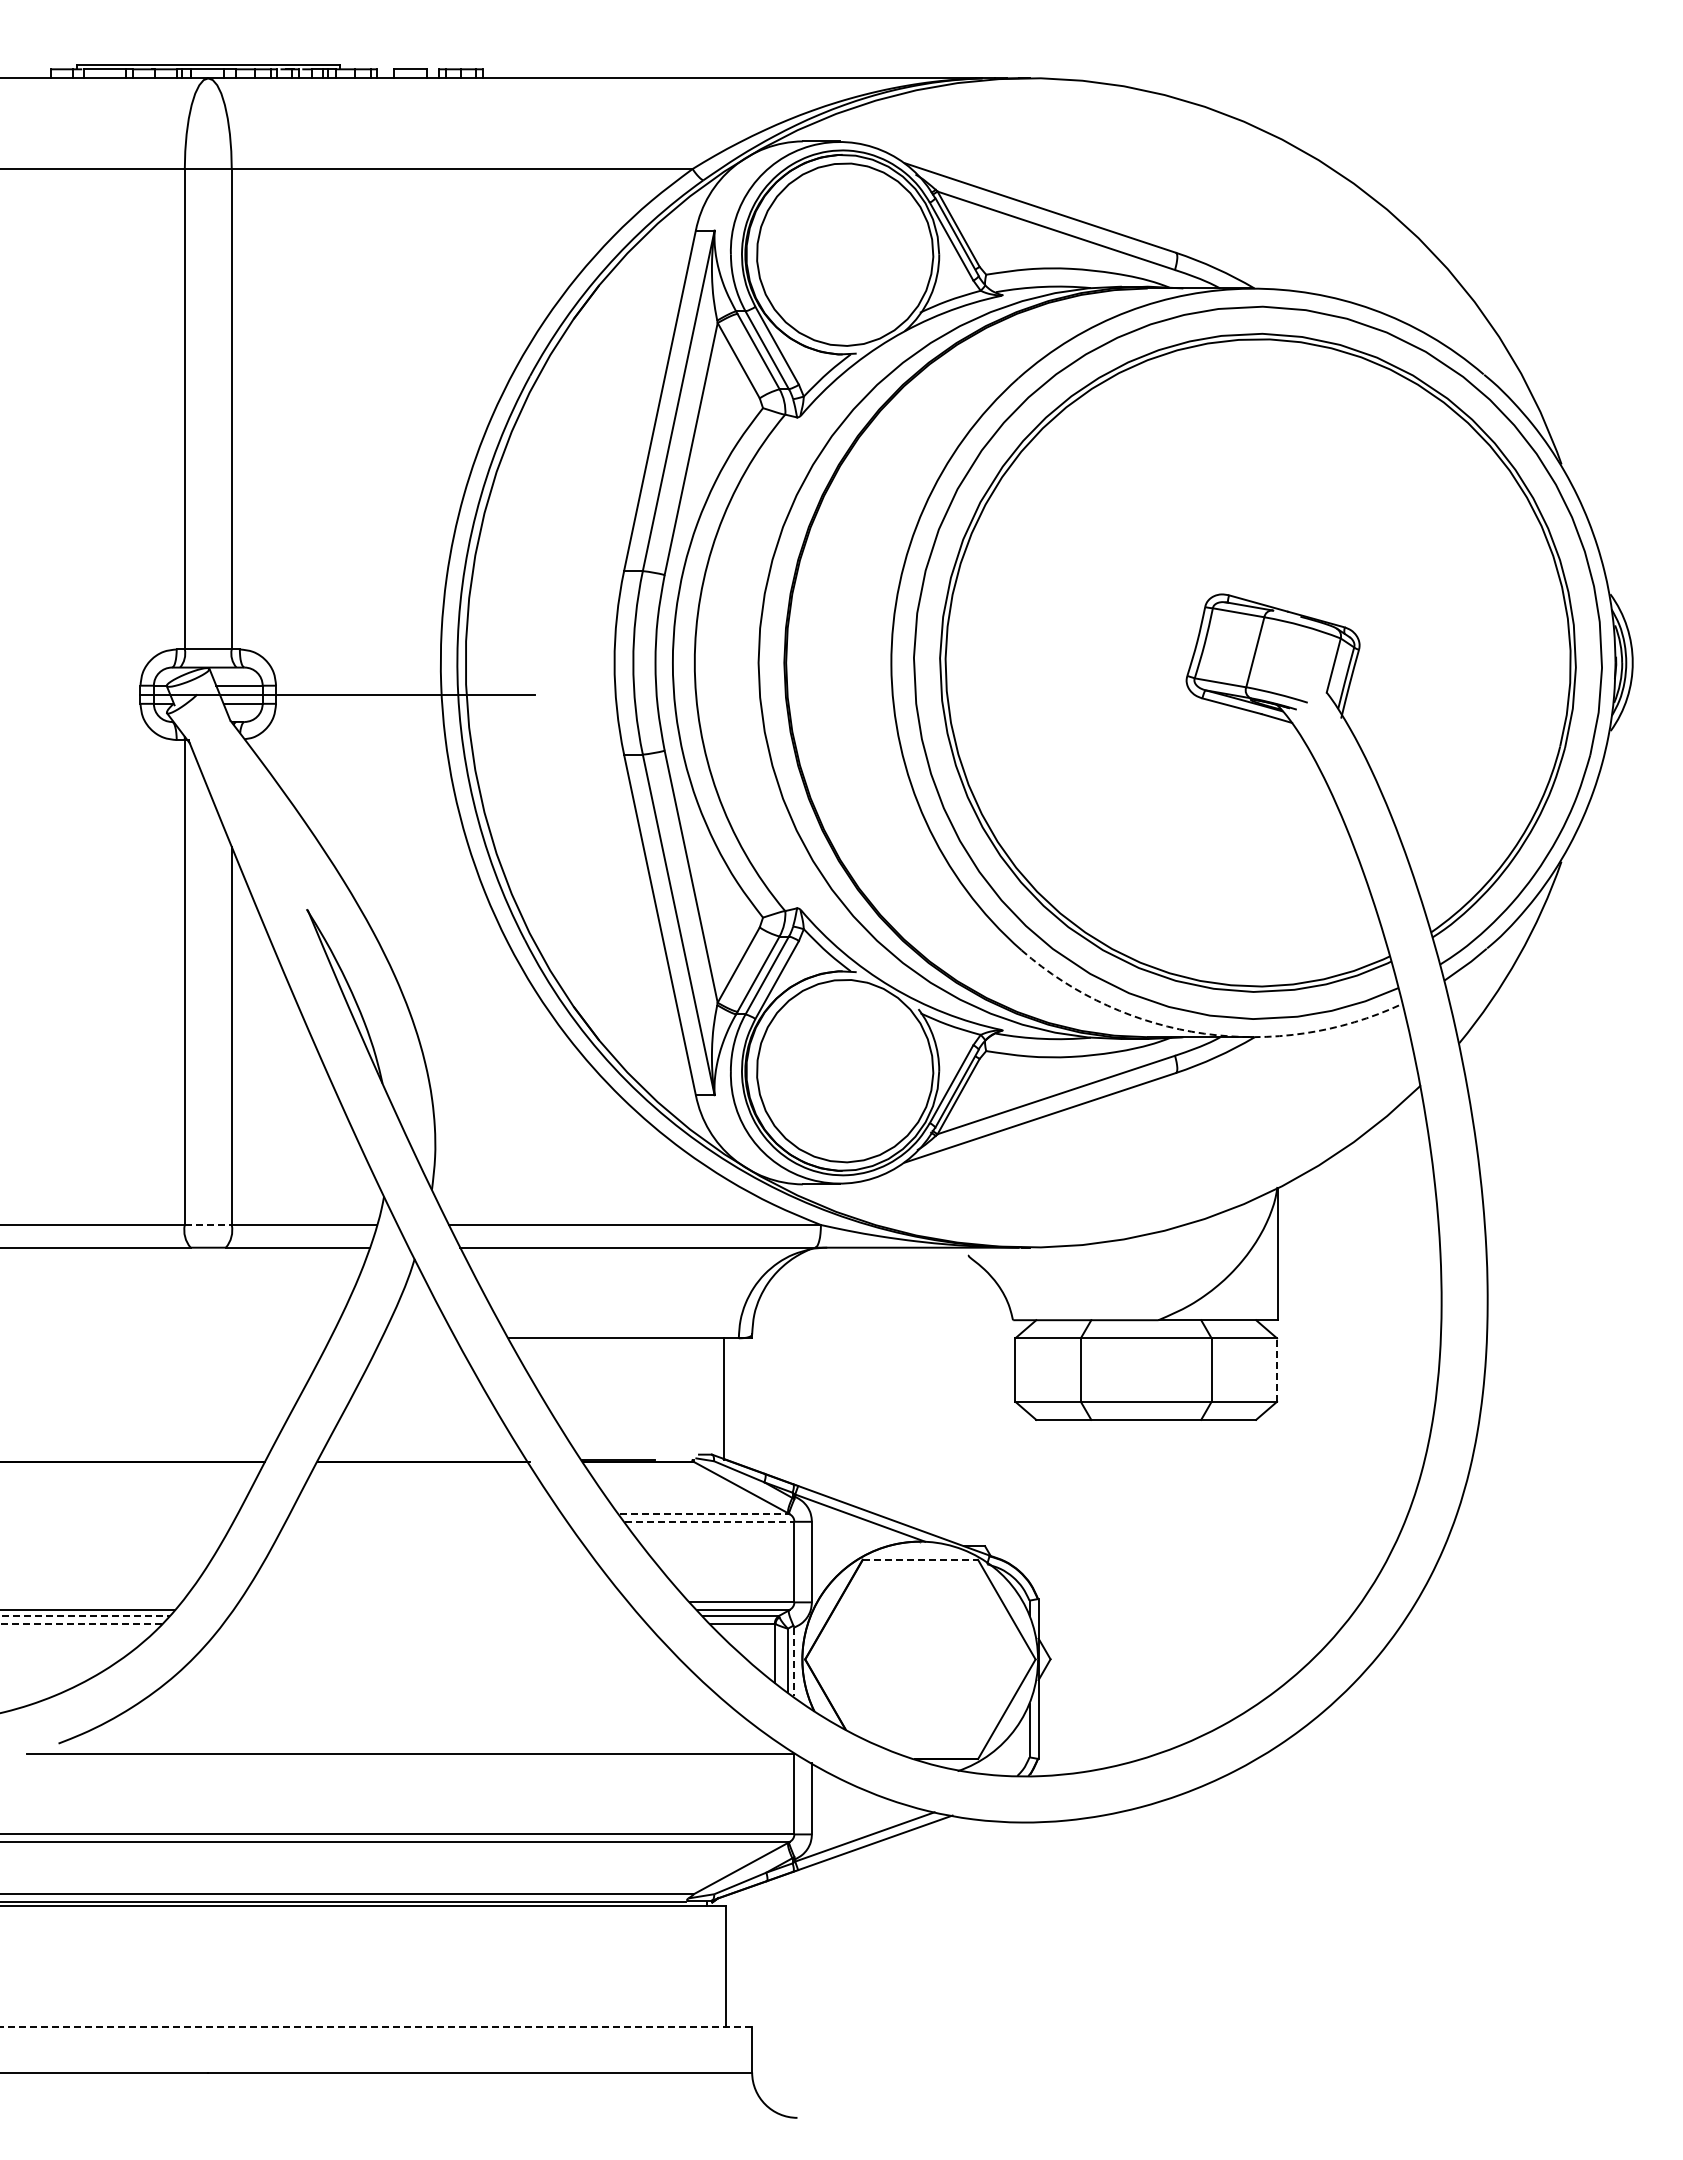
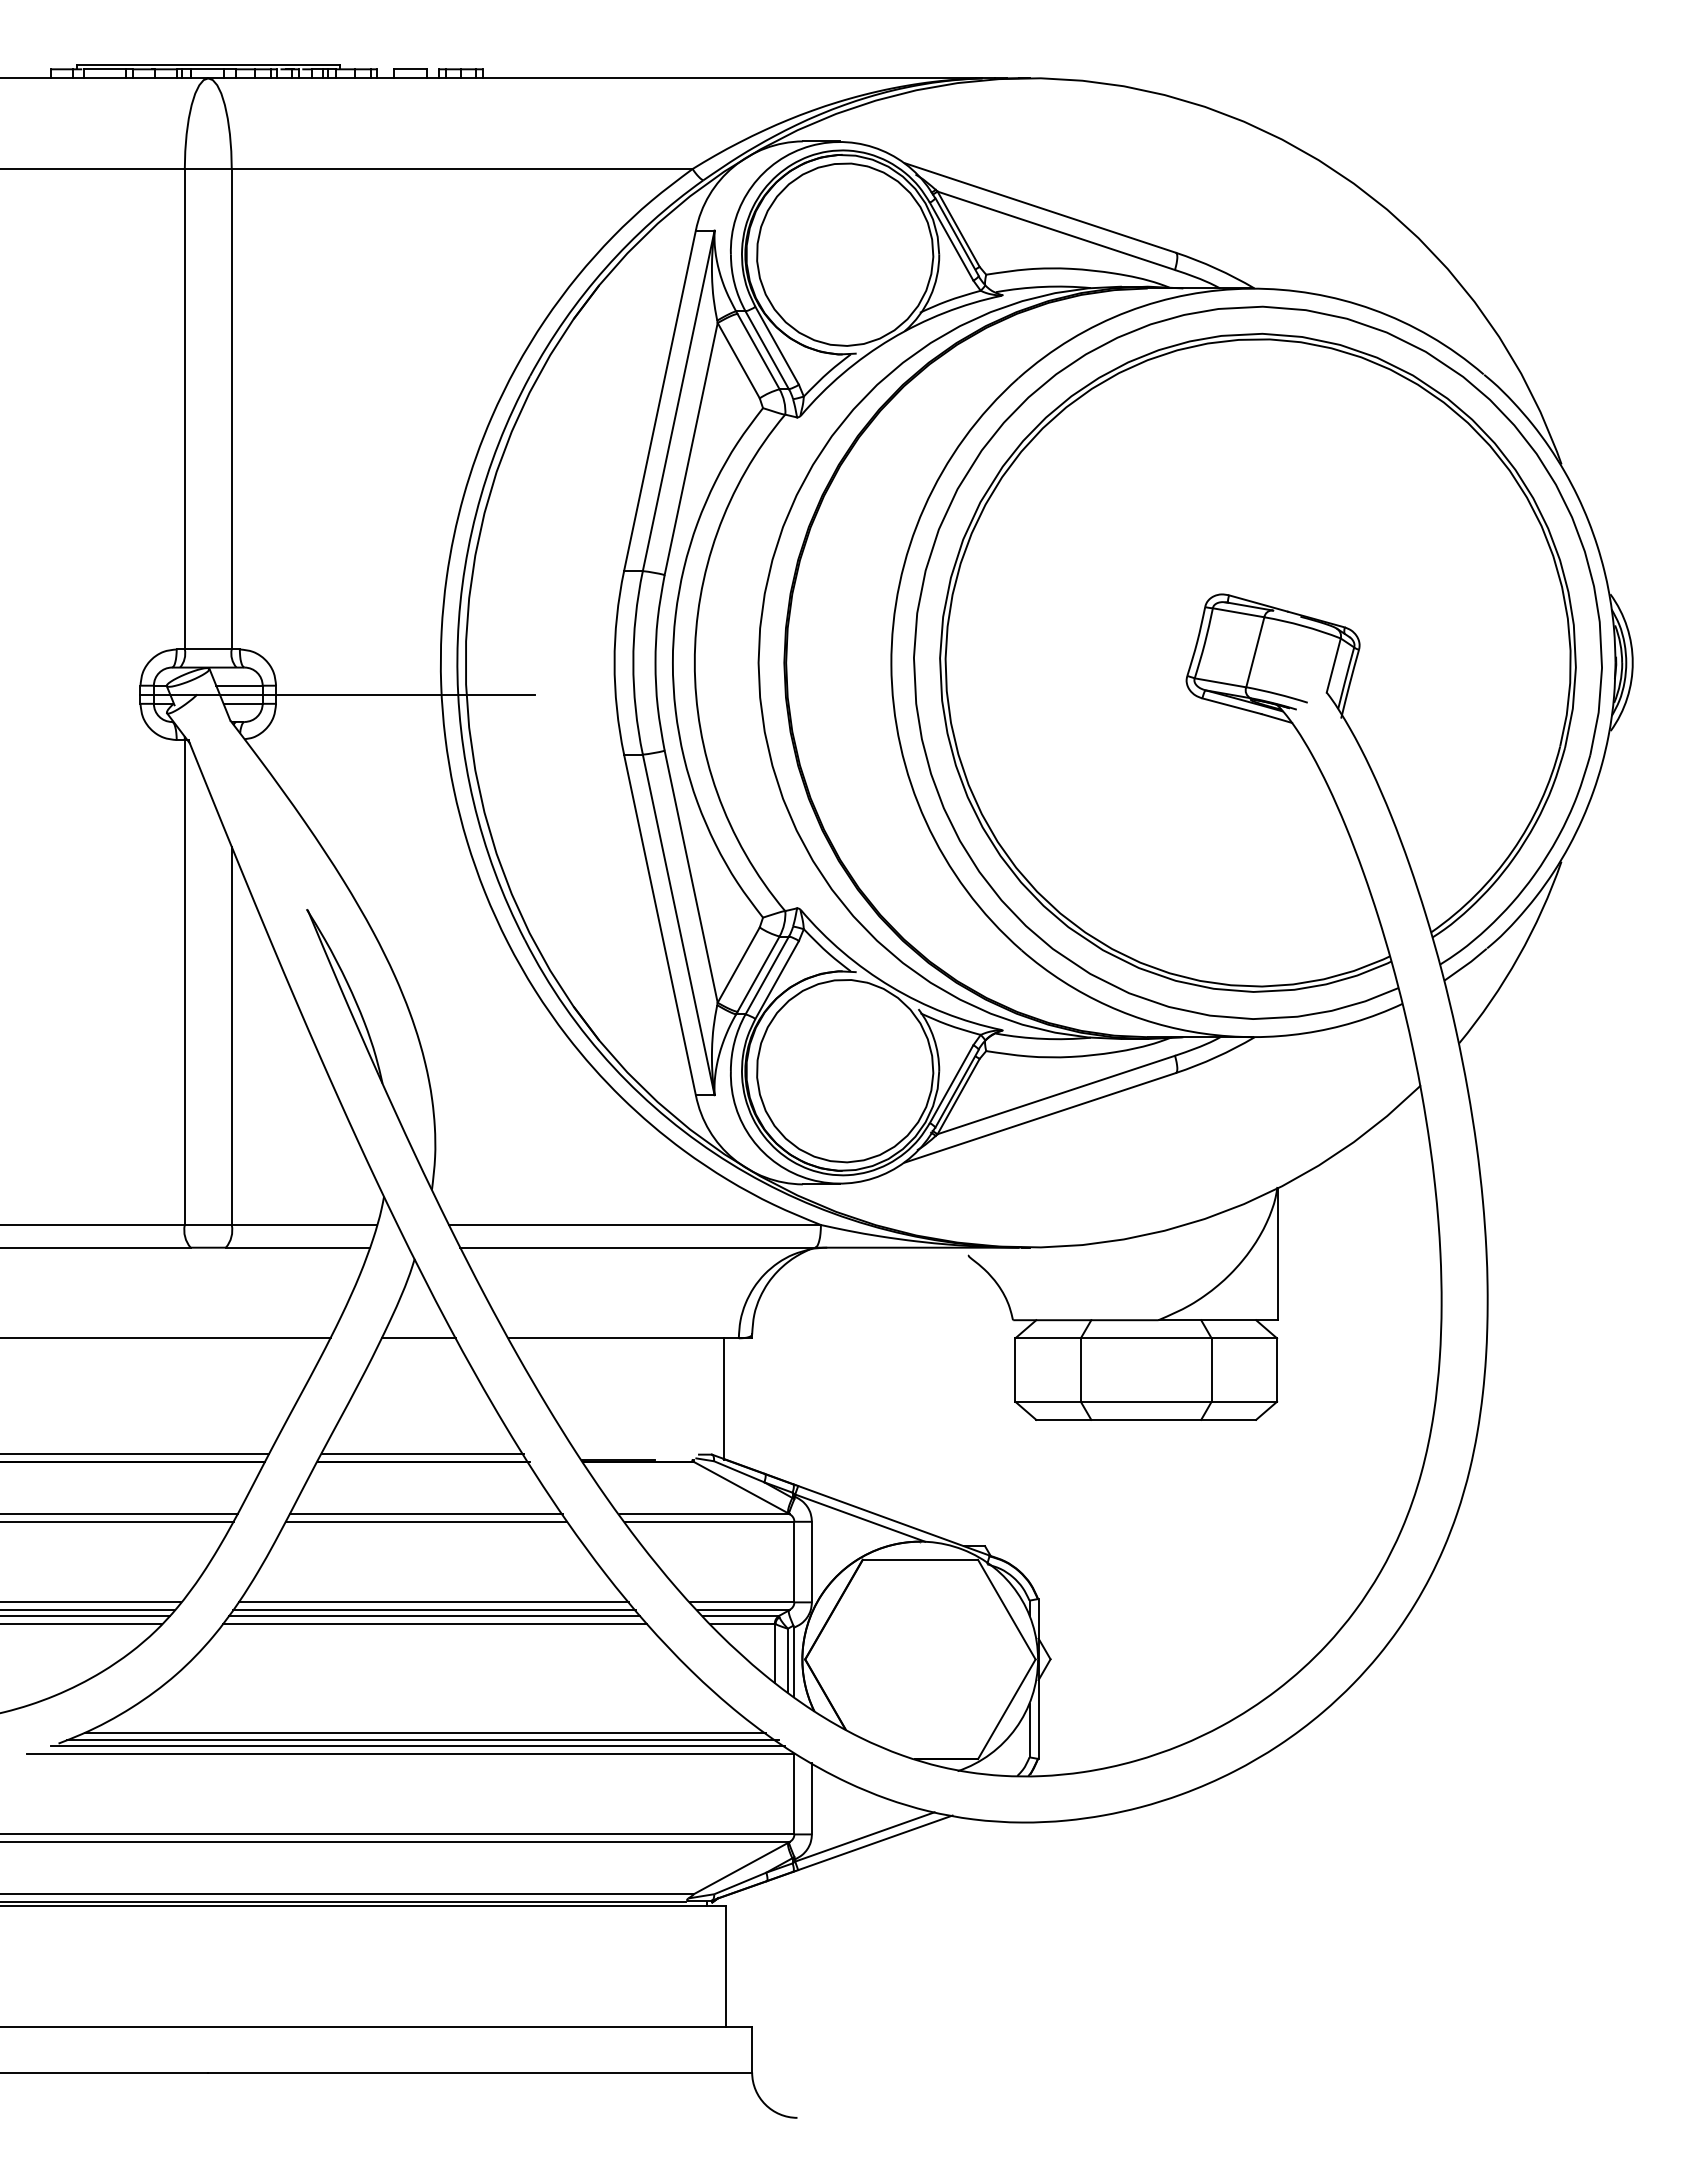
arc: dashed -> solid (1204, 1033)
line: dashed -> solid (208, 1225)
line: none -> present (166, 1338)
line: none -> present (418, 1338)
line: dashed -> solid (1277, 1370)
line: none -> present (135, 1453)
line: none -> present (422, 1453)
line: none -> present (119, 1514)
line: none -> present (425, 1514)
line: dashed -> solid (704, 1514)
line: none -> present (117, 1521)
line: none -> present (426, 1521)
line: dashed -> solid (709, 1521)
line: dashed -> solid (920, 1559)
line: none -> present (91, 1602)
line: none -> present (433, 1602)
line: none -> present (434, 1610)
line: dashed -> solid (85, 1615)
line: none -> present (434, 1615)
line: dashed -> solid (81, 1623)
line: none -> present (434, 1623)
line: dashed -> solid (793, 1662)
line: none -> present (425, 1732)
line: none -> present (422, 1740)
line: none -> present (418, 1746)
line: dashed -> solid (376, 2027)
